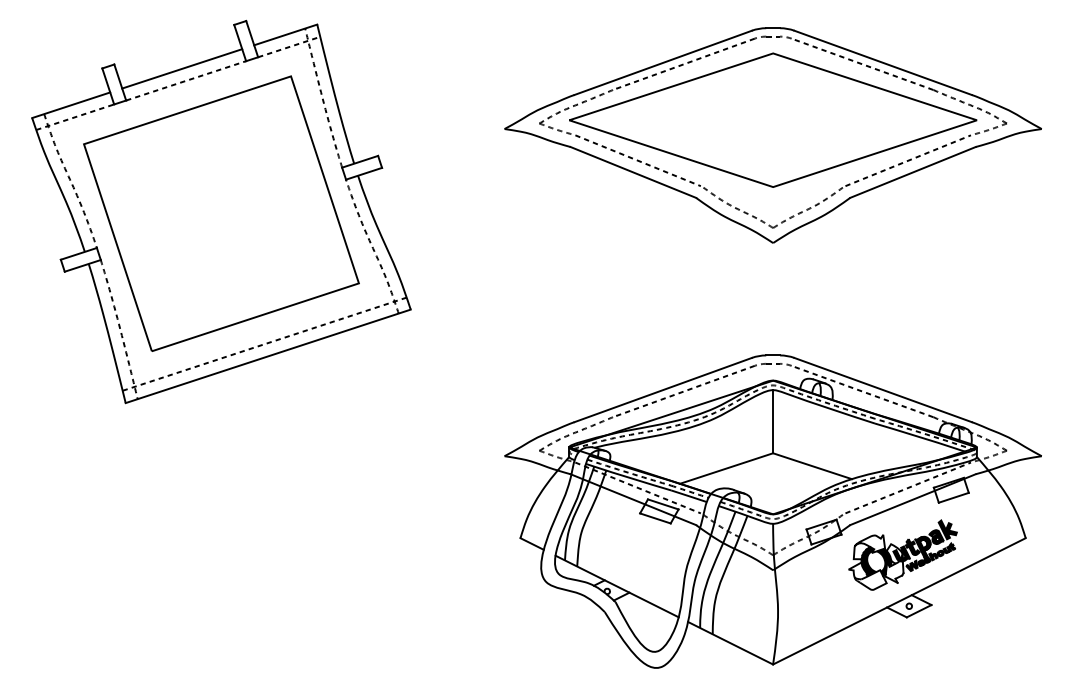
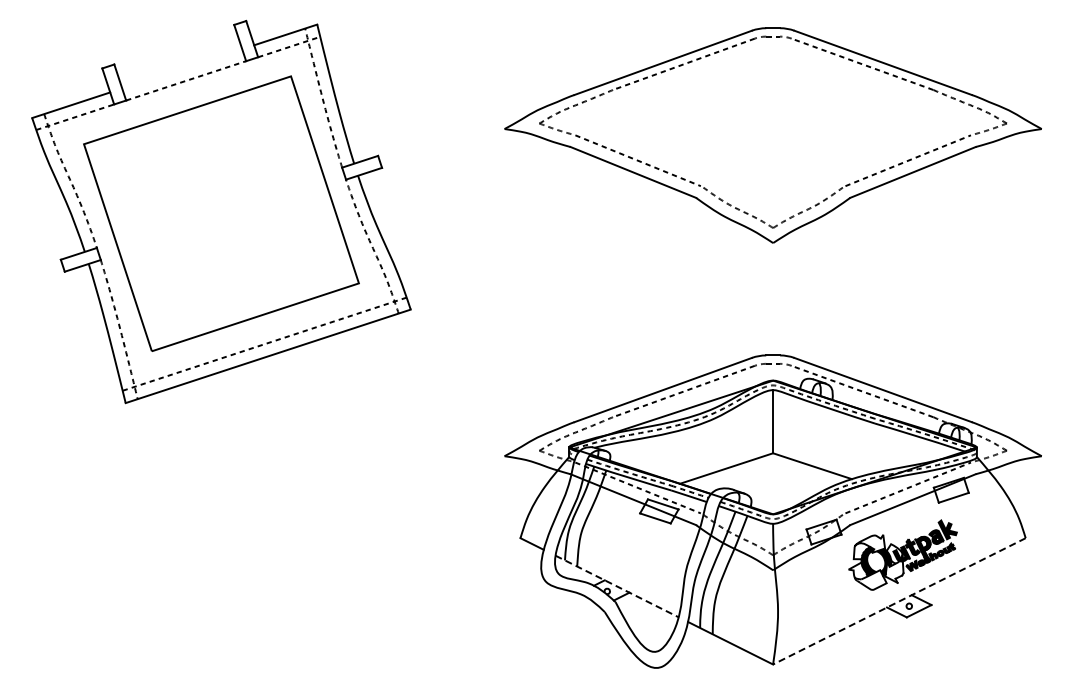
line: present -> none (182, 68)
part: present -> none (773, 119)
line: solid -> dashed (617, 586)
line: solid -> dashed (898, 601)
